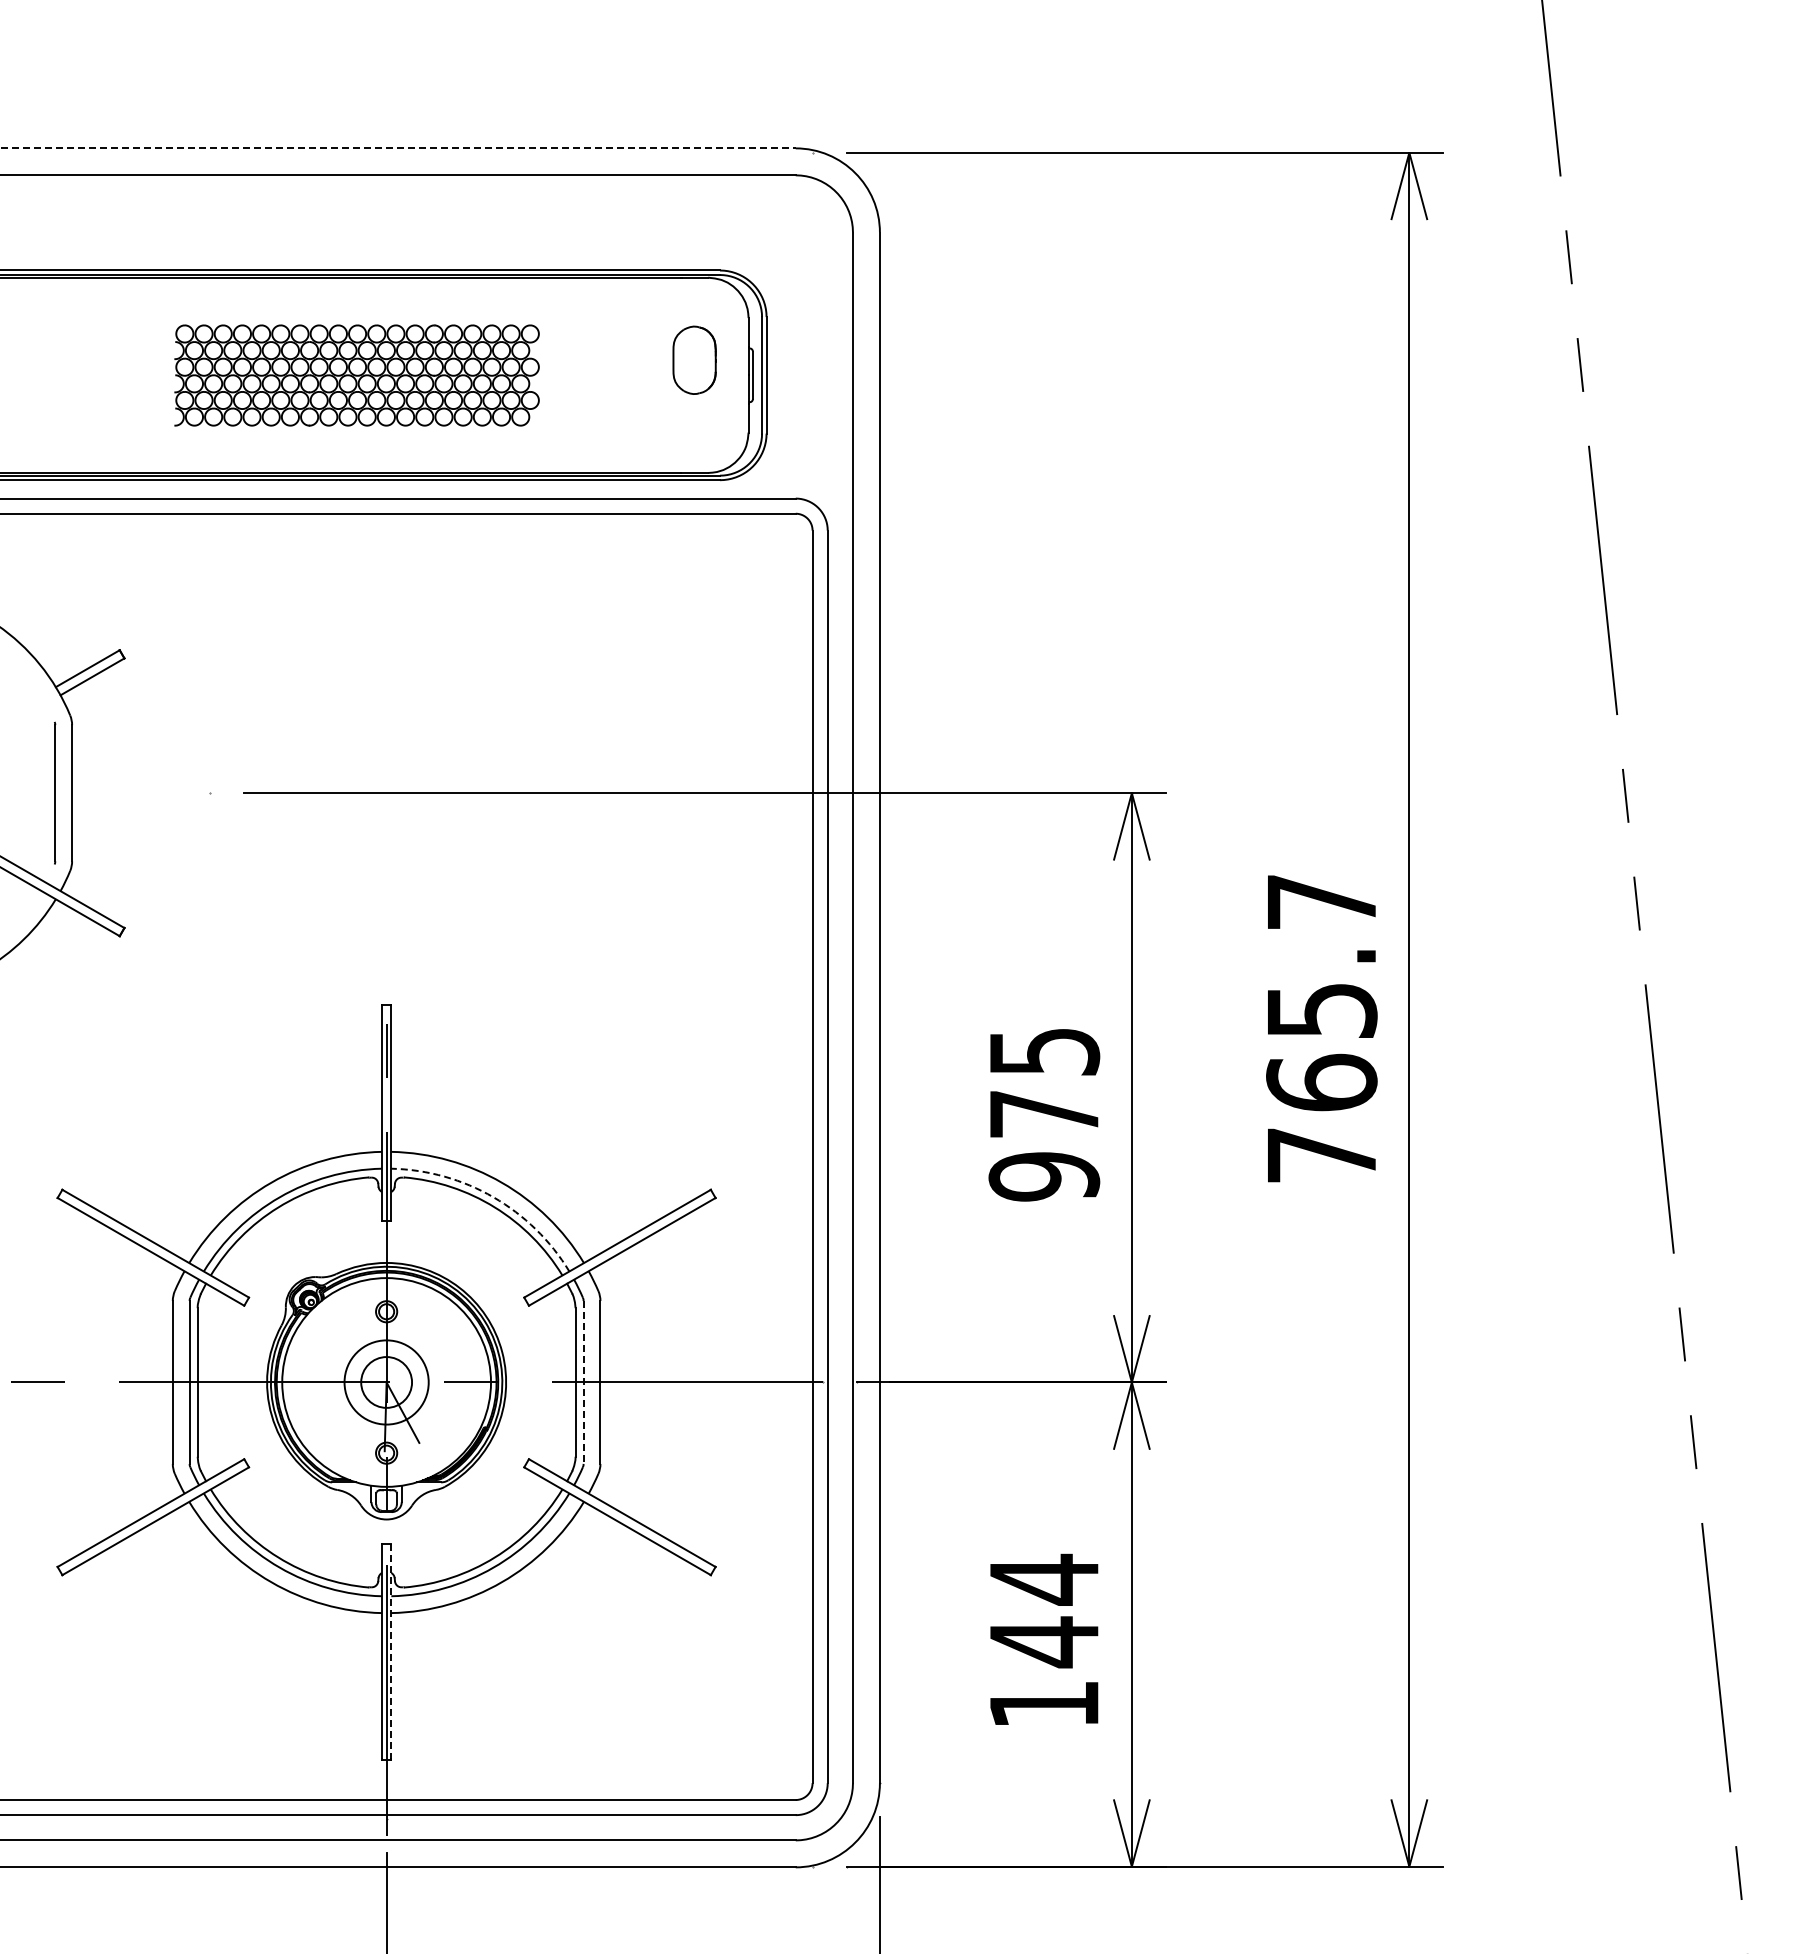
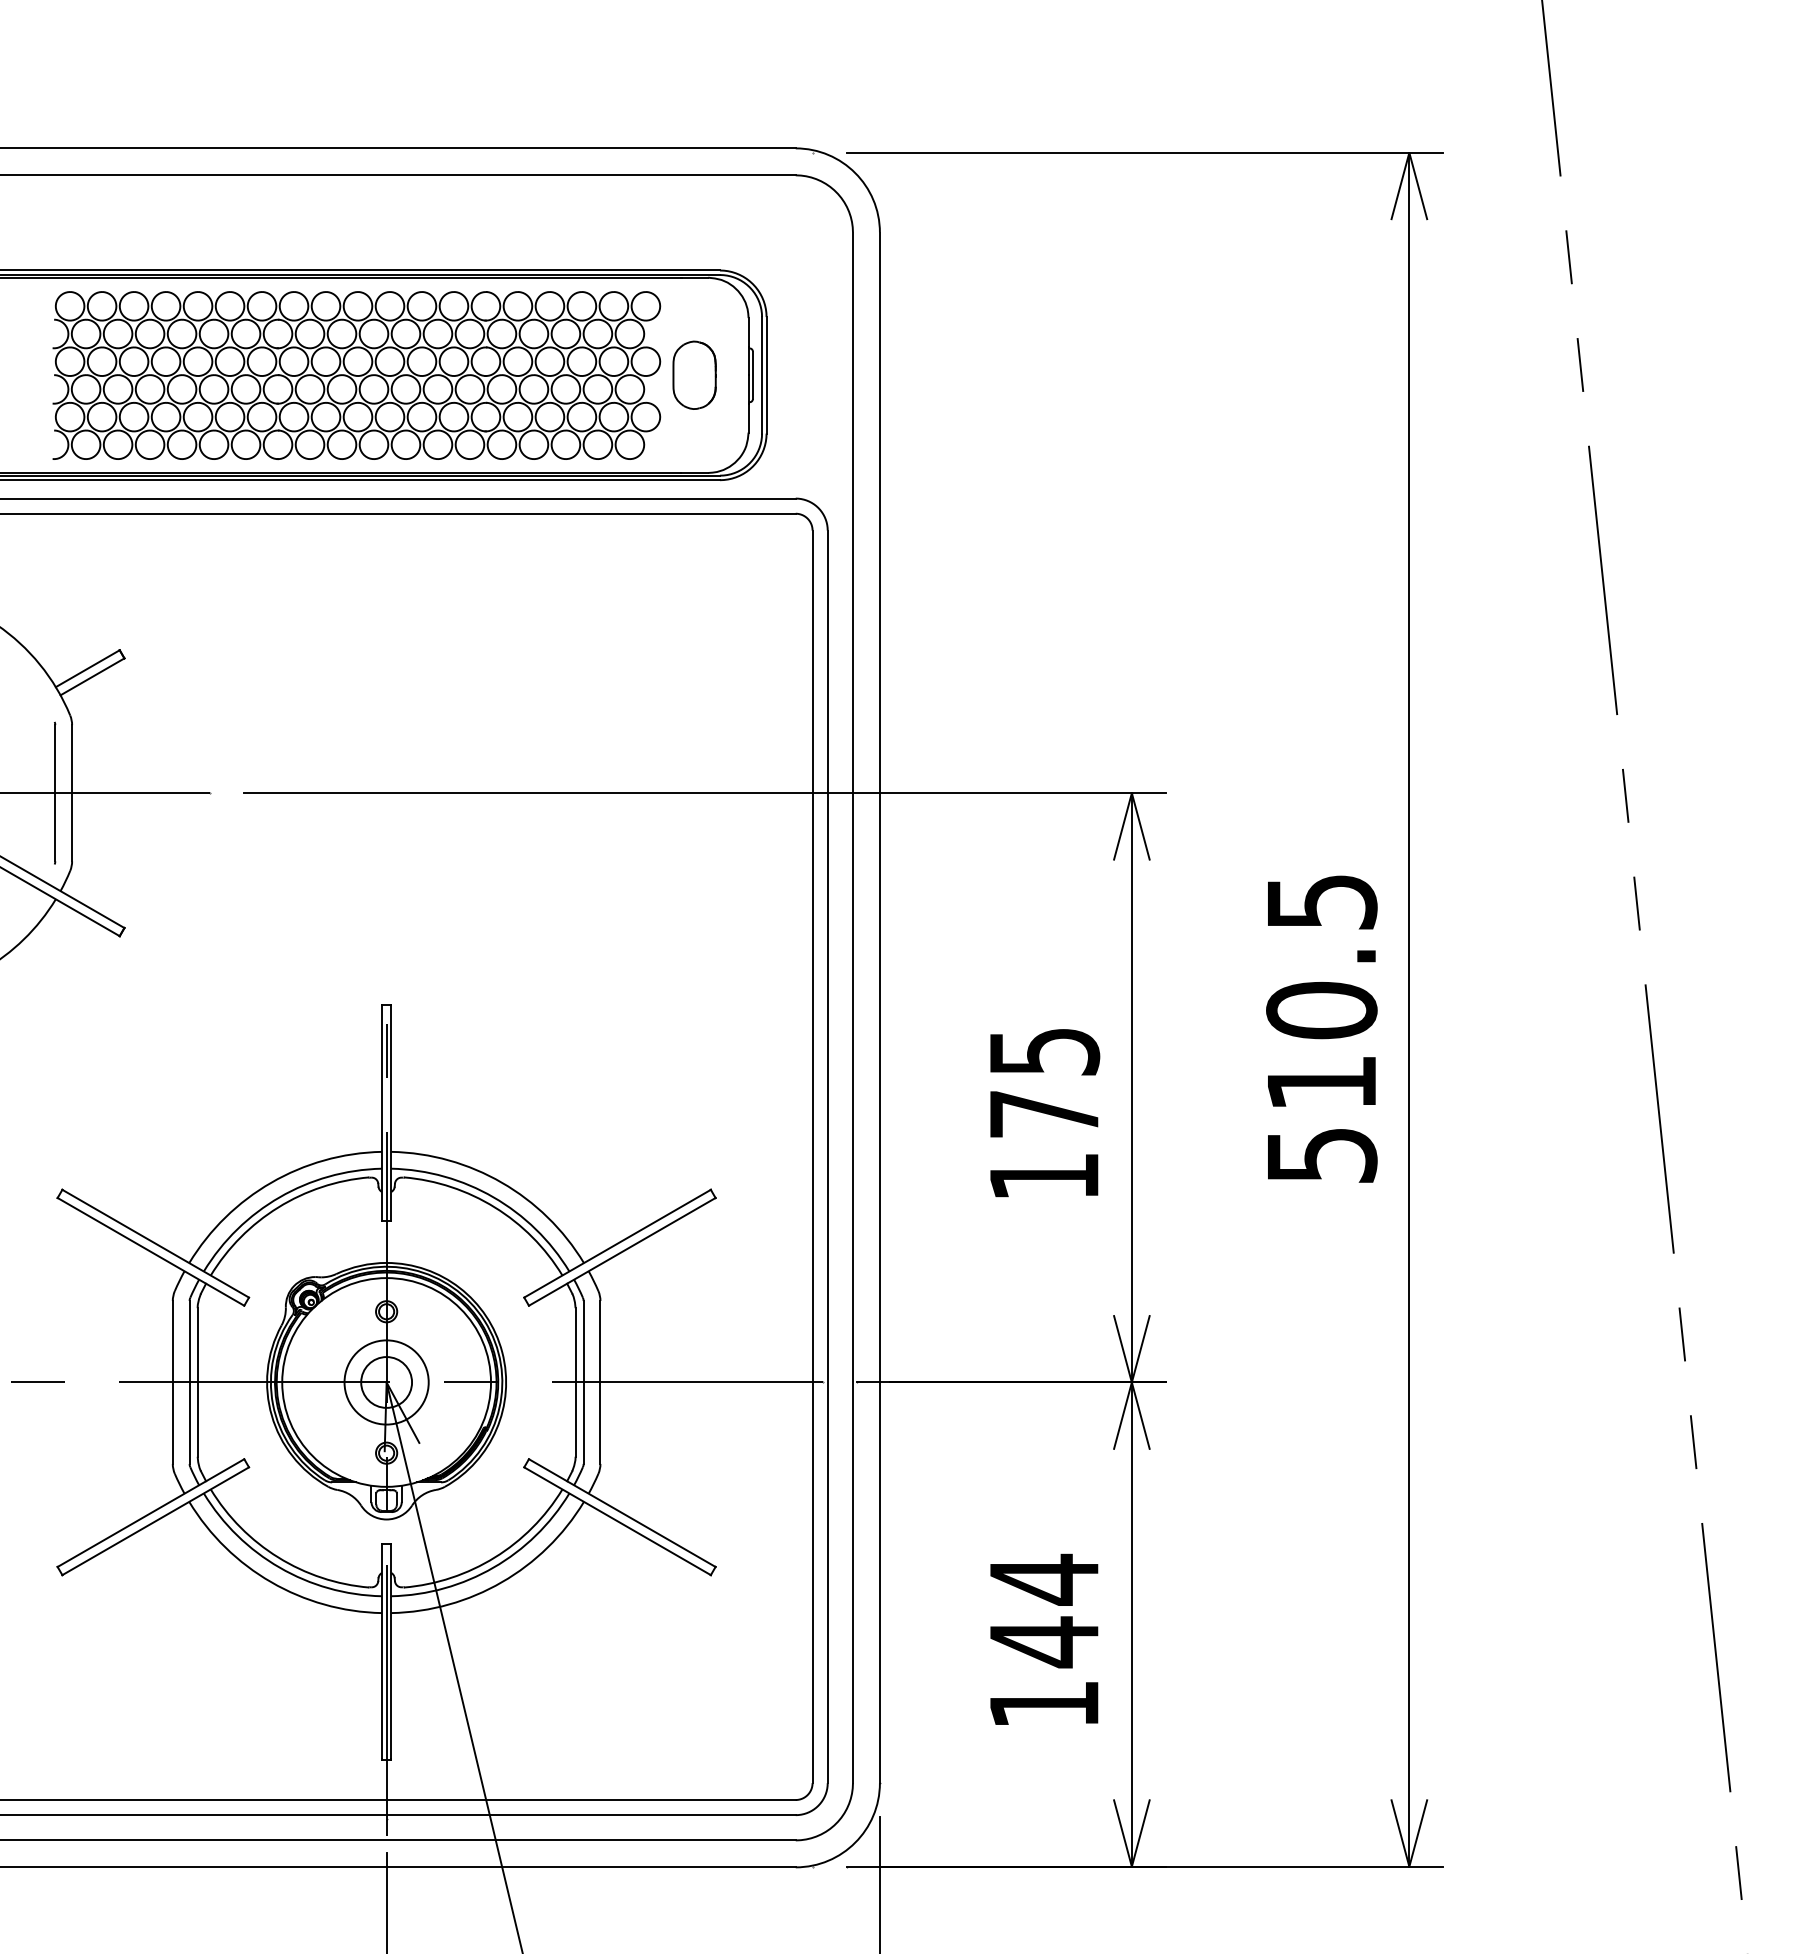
line: dashed -> solid (397, 148)
part position: (694, 359) -> (694, 374) (694, 374)
part size: 366x103 px -> 610x169 px (356, 375)
line: none -> present (106, 793)
text: 765.7 -> 510.5 (1321, 1028)
text: 975 -> 175 (1044, 1176)
arc: dashed -> solid (493, 1197)
line: dashed -> solid (583, 1382)
line: dashed -> solid (391, 1651)
line: none -> present (454, 1666)
